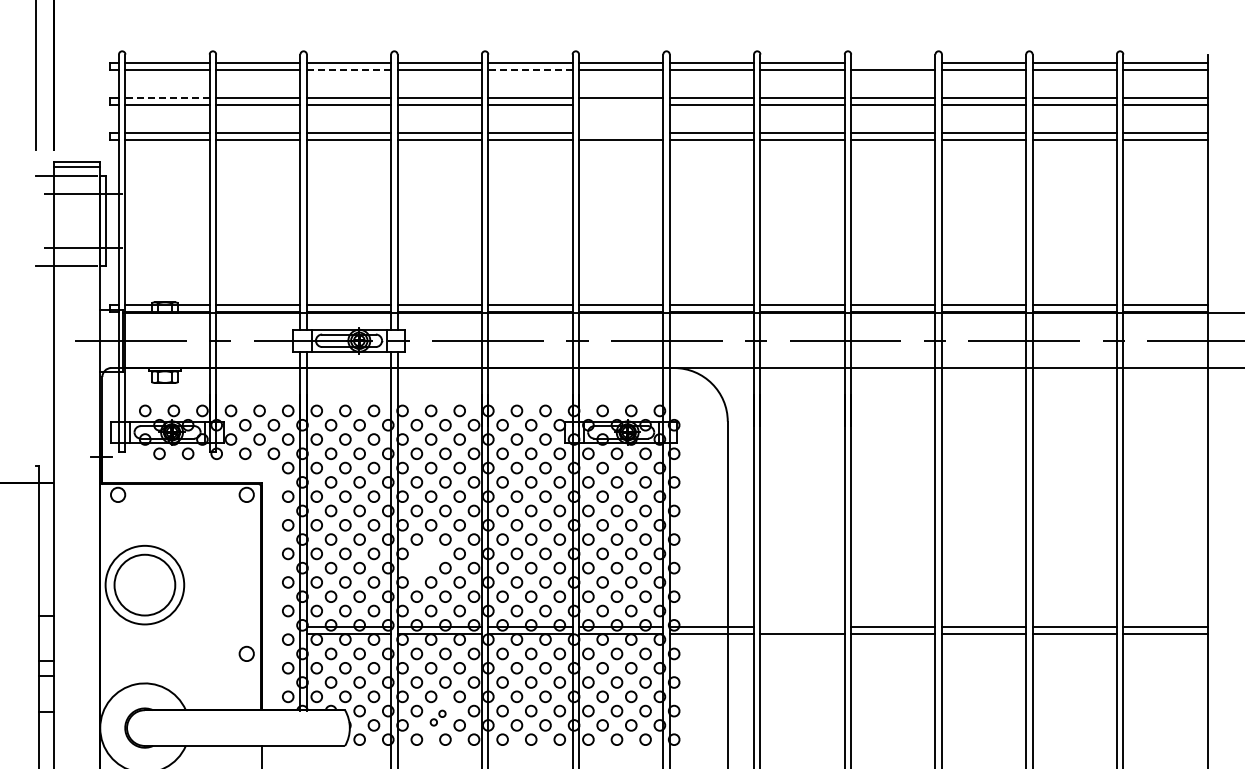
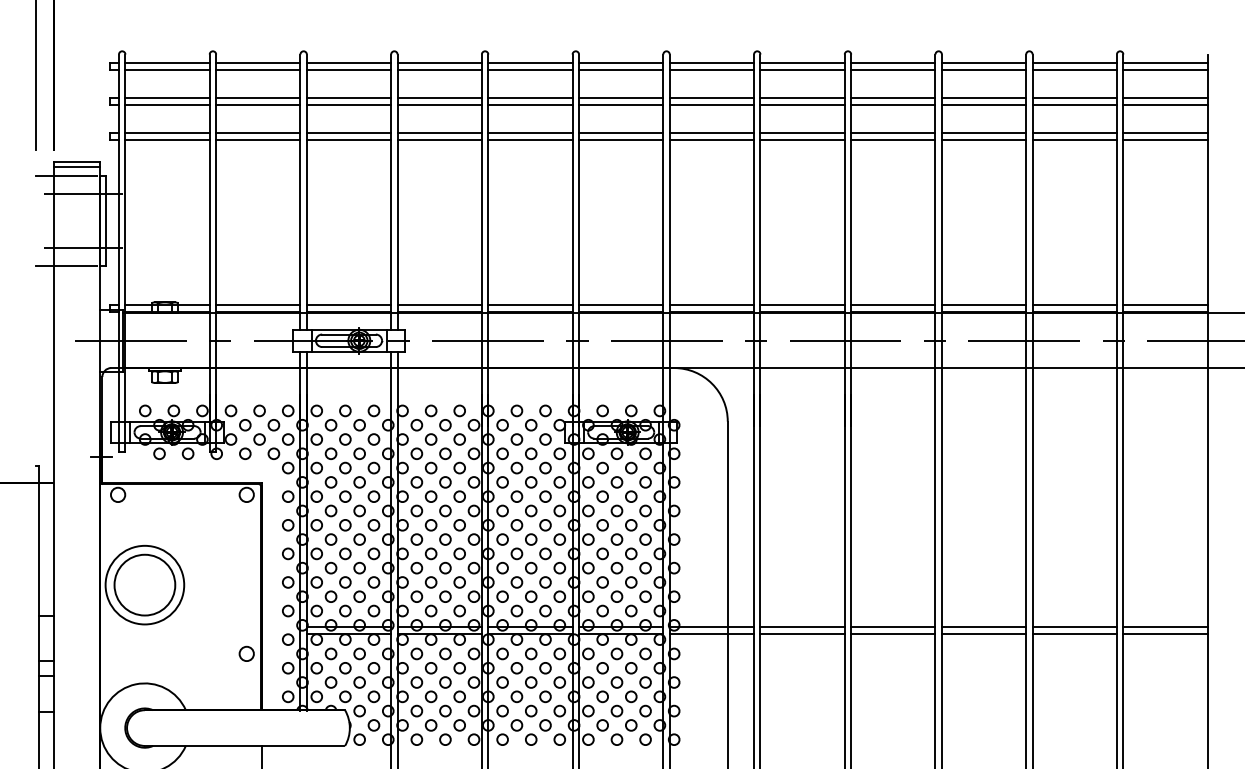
line: none -> present (893, 63)
line: dashed -> solid (348, 69)
line: dashed -> solid (529, 69)
line: dashed -> solid (167, 98)
line: none -> present (621, 104)
line: none -> present (621, 133)
part: none -> present (423, 560)
line: none -> present (802, 627)
part size: 18x18 px -> 28x28 px (437, 717)
